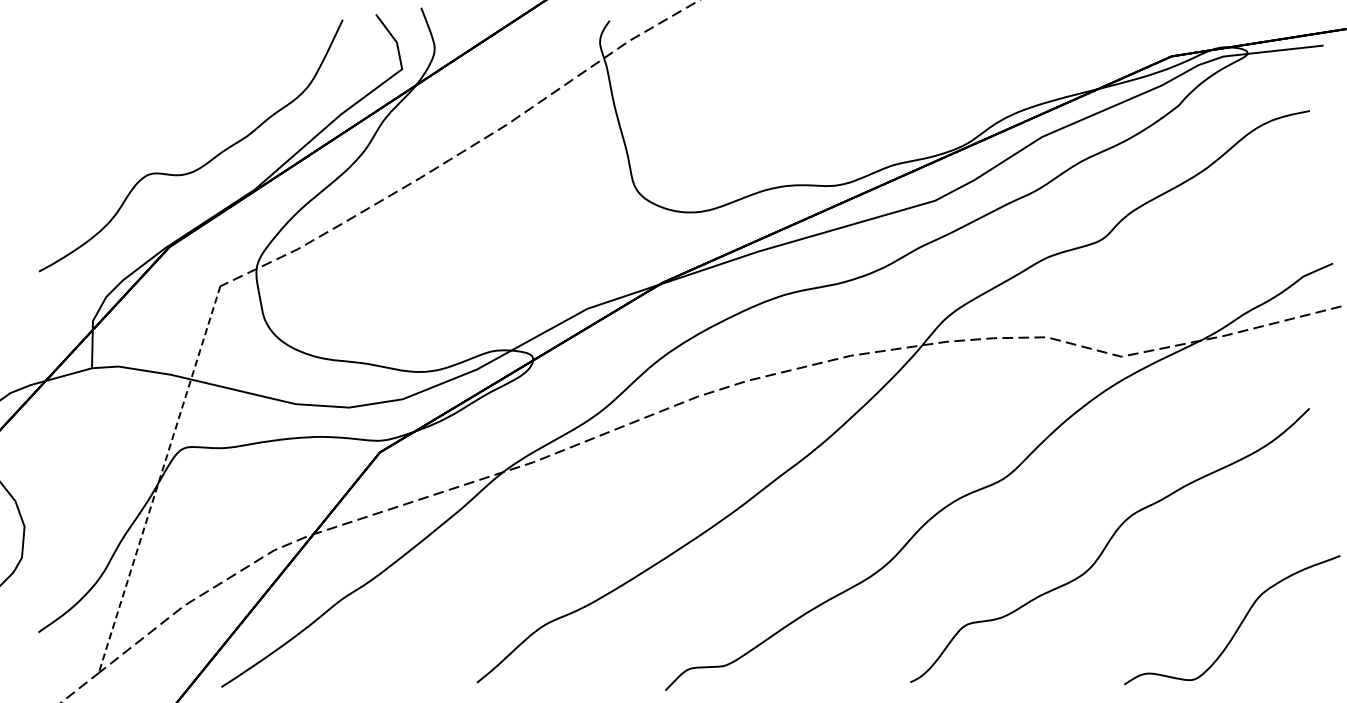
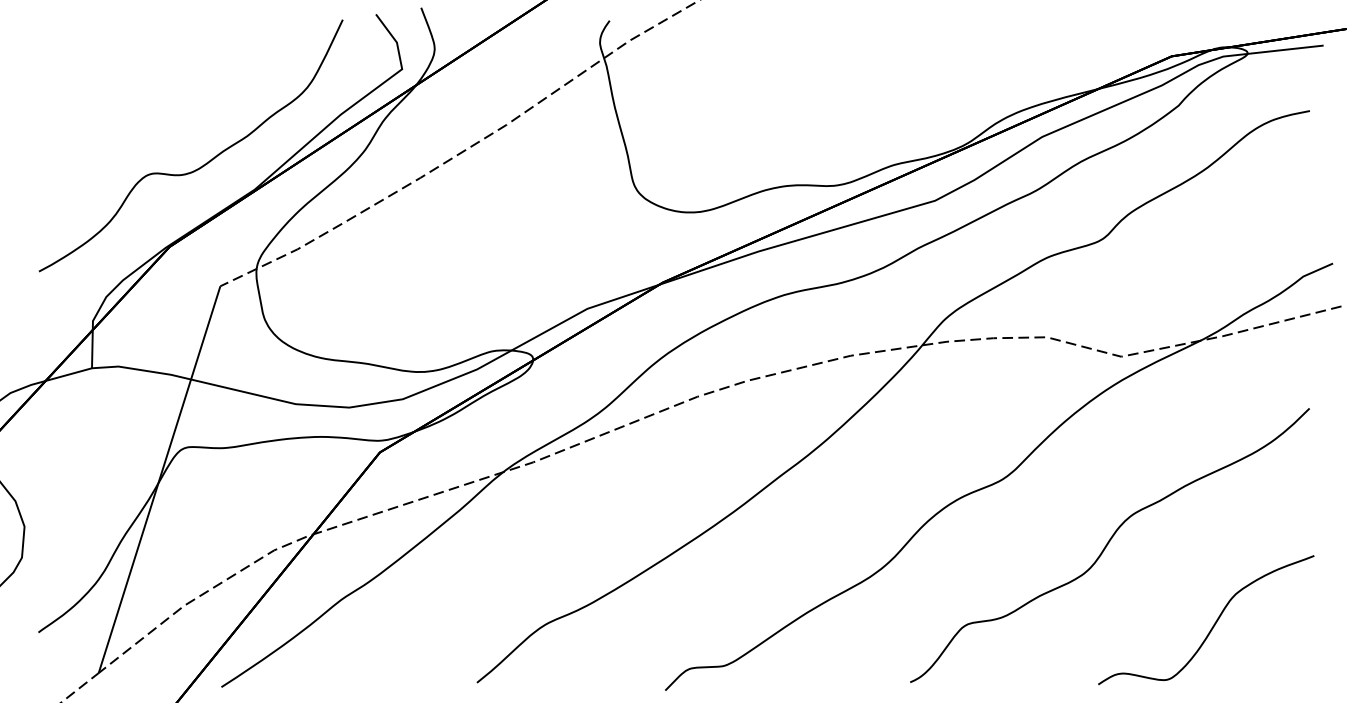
line: dashed -> solid (159, 479)
part position: (1239, 624) -> (1213, 624) (1213, 624)
